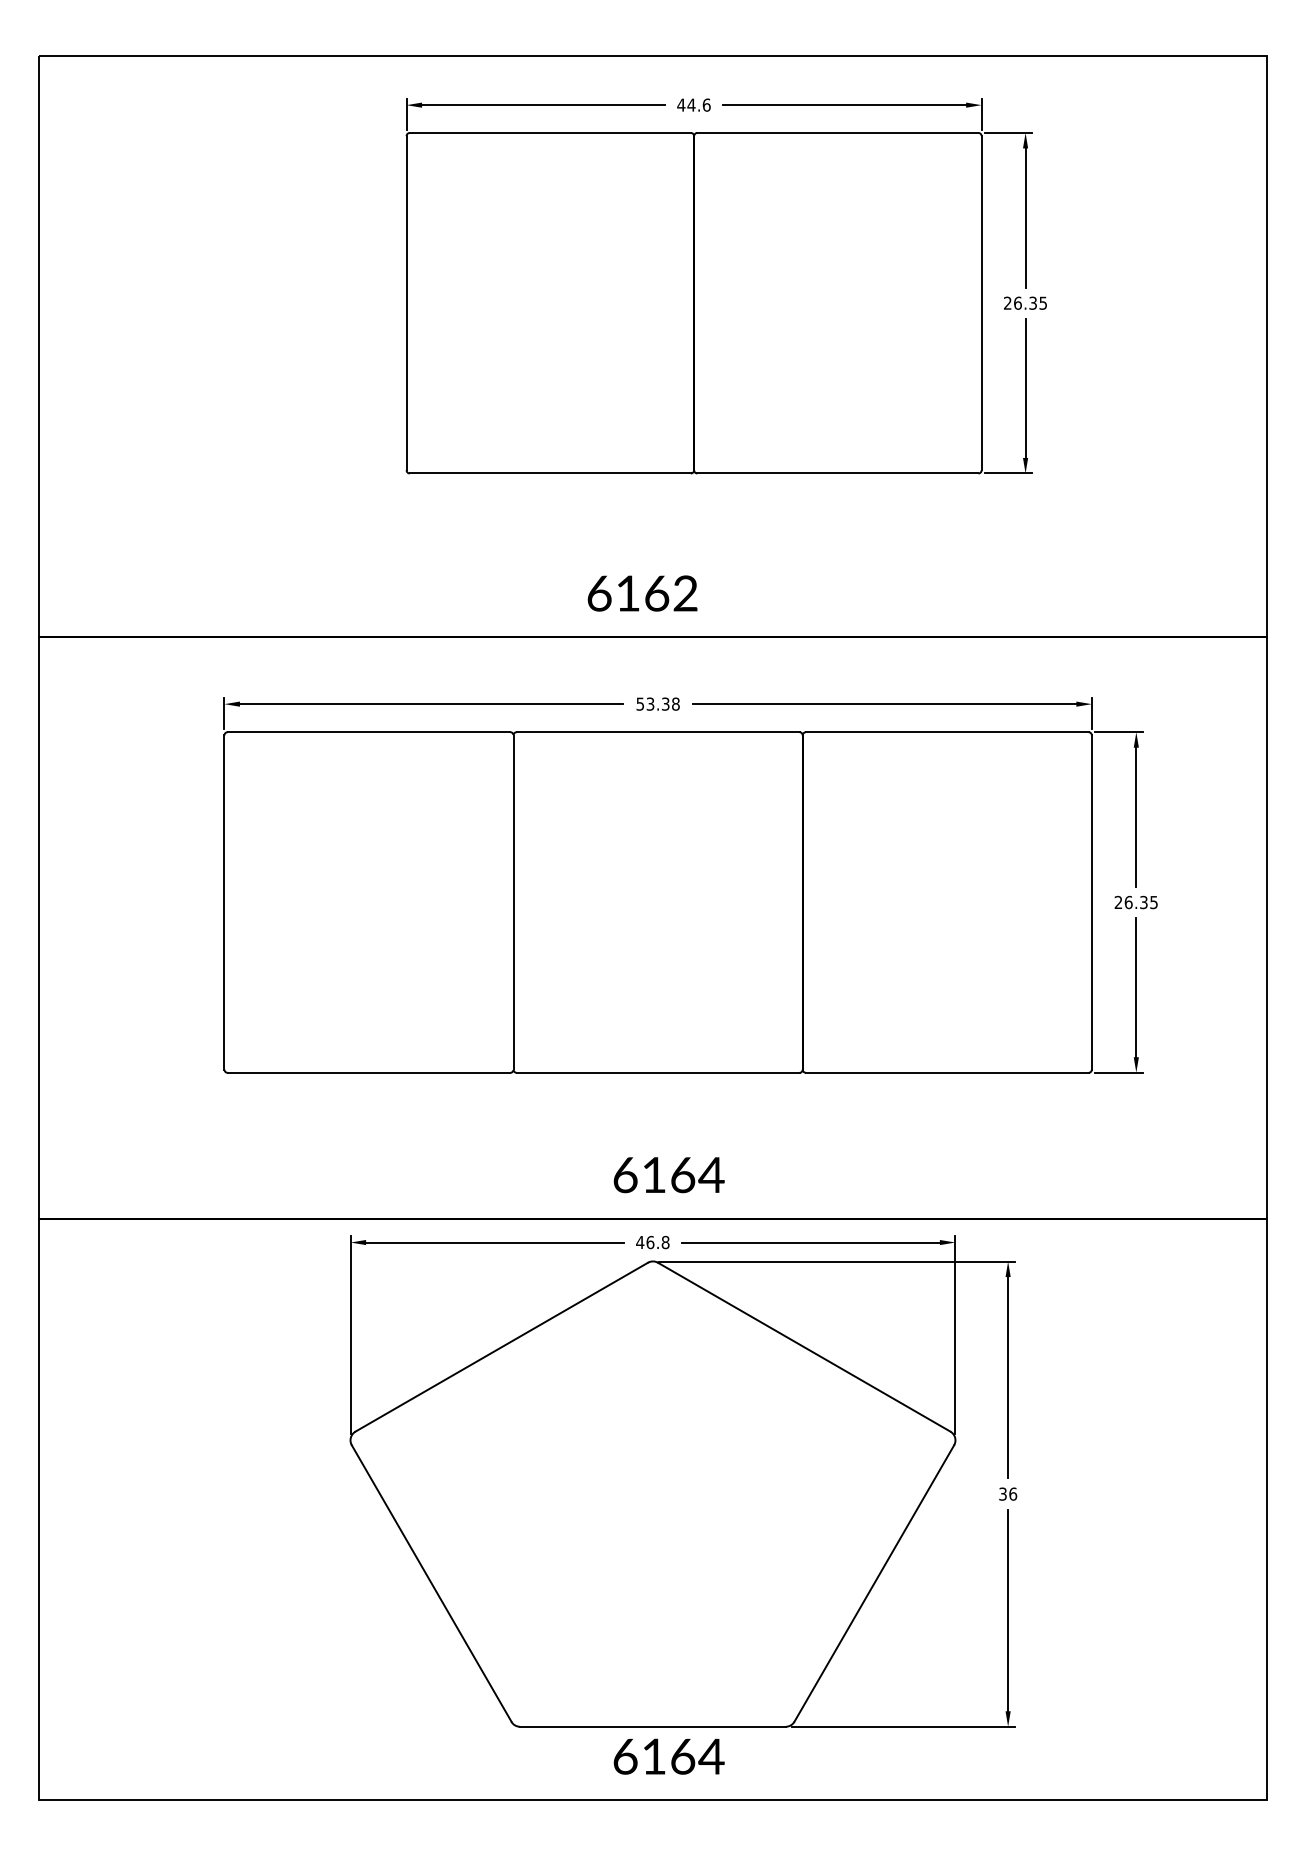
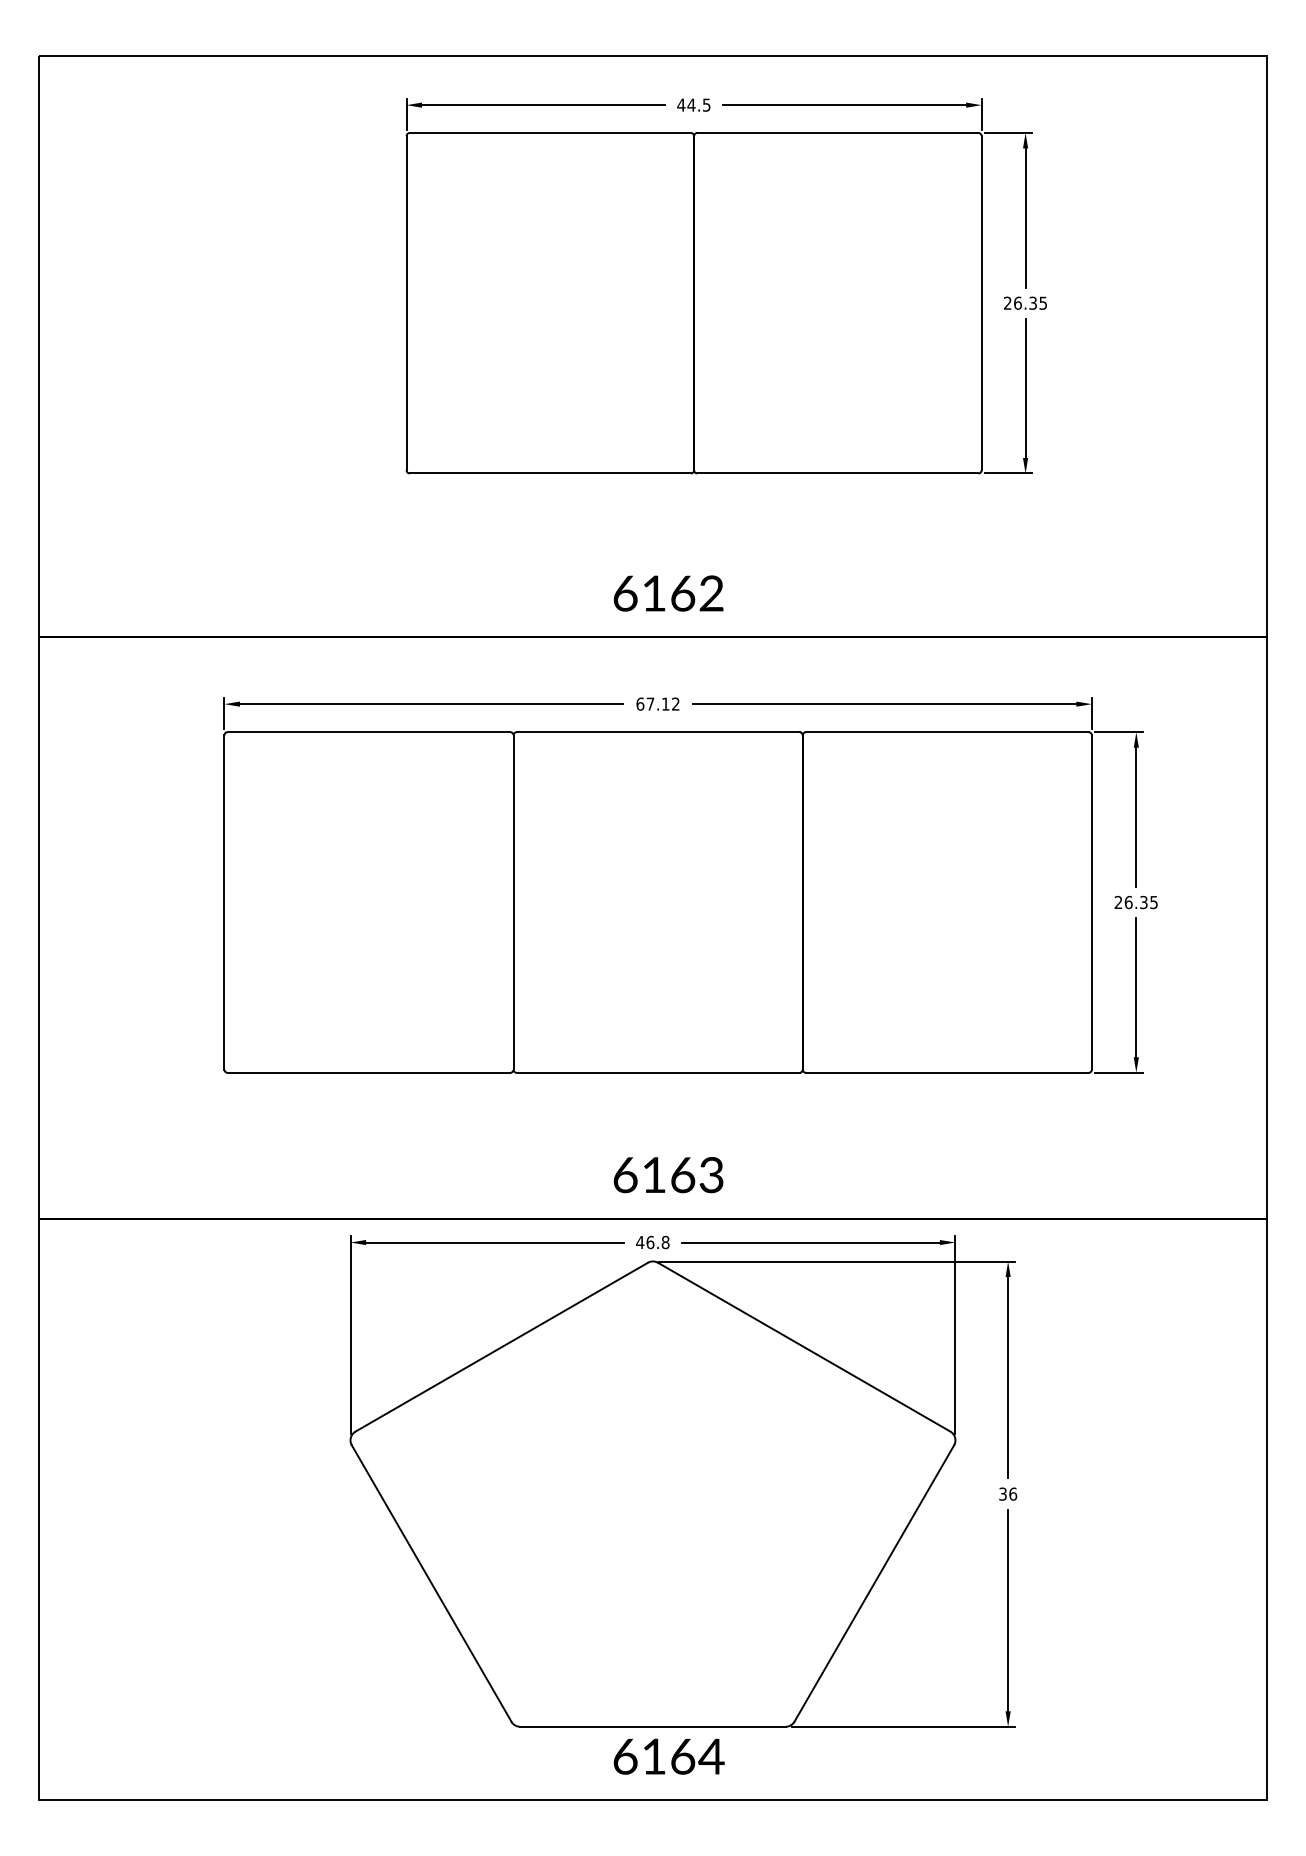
text: 44.6 -> 44.5 (706, 104)
text position: (642, 593) -> (668, 593) (668, 593)
text: 53.38 -> 67.12 (657, 703)
text: 6164 -> 6163 (711, 1175)
